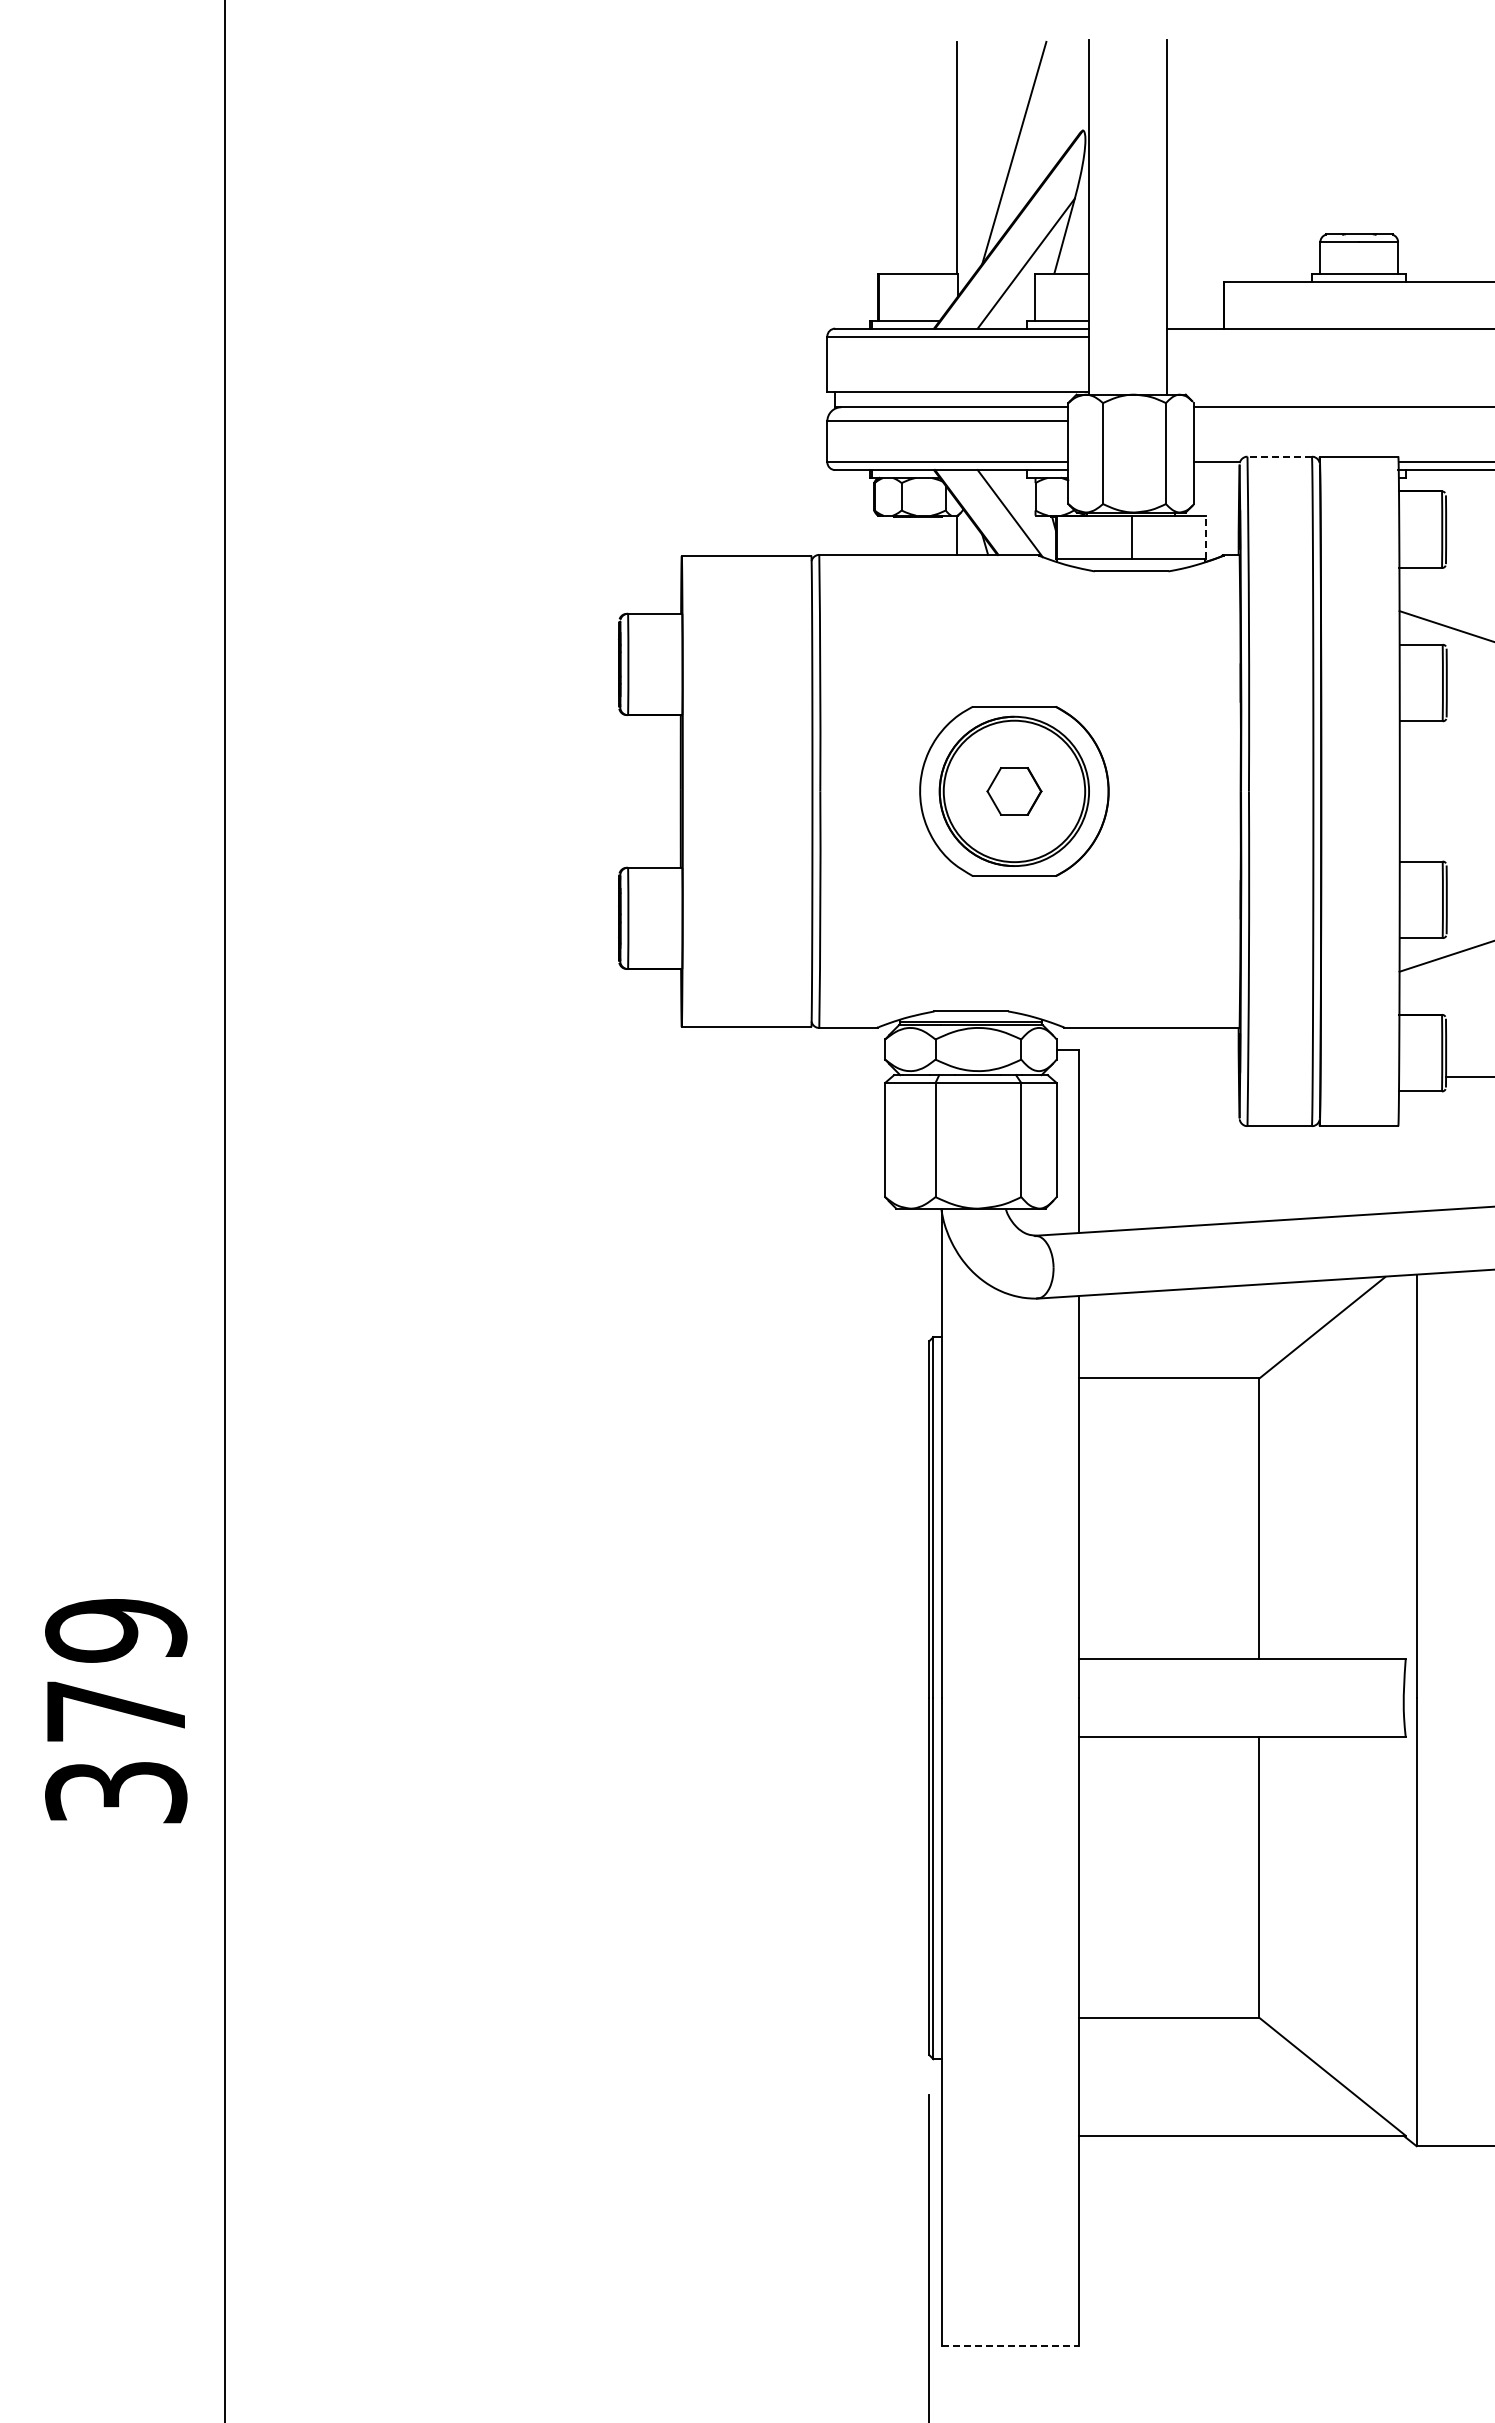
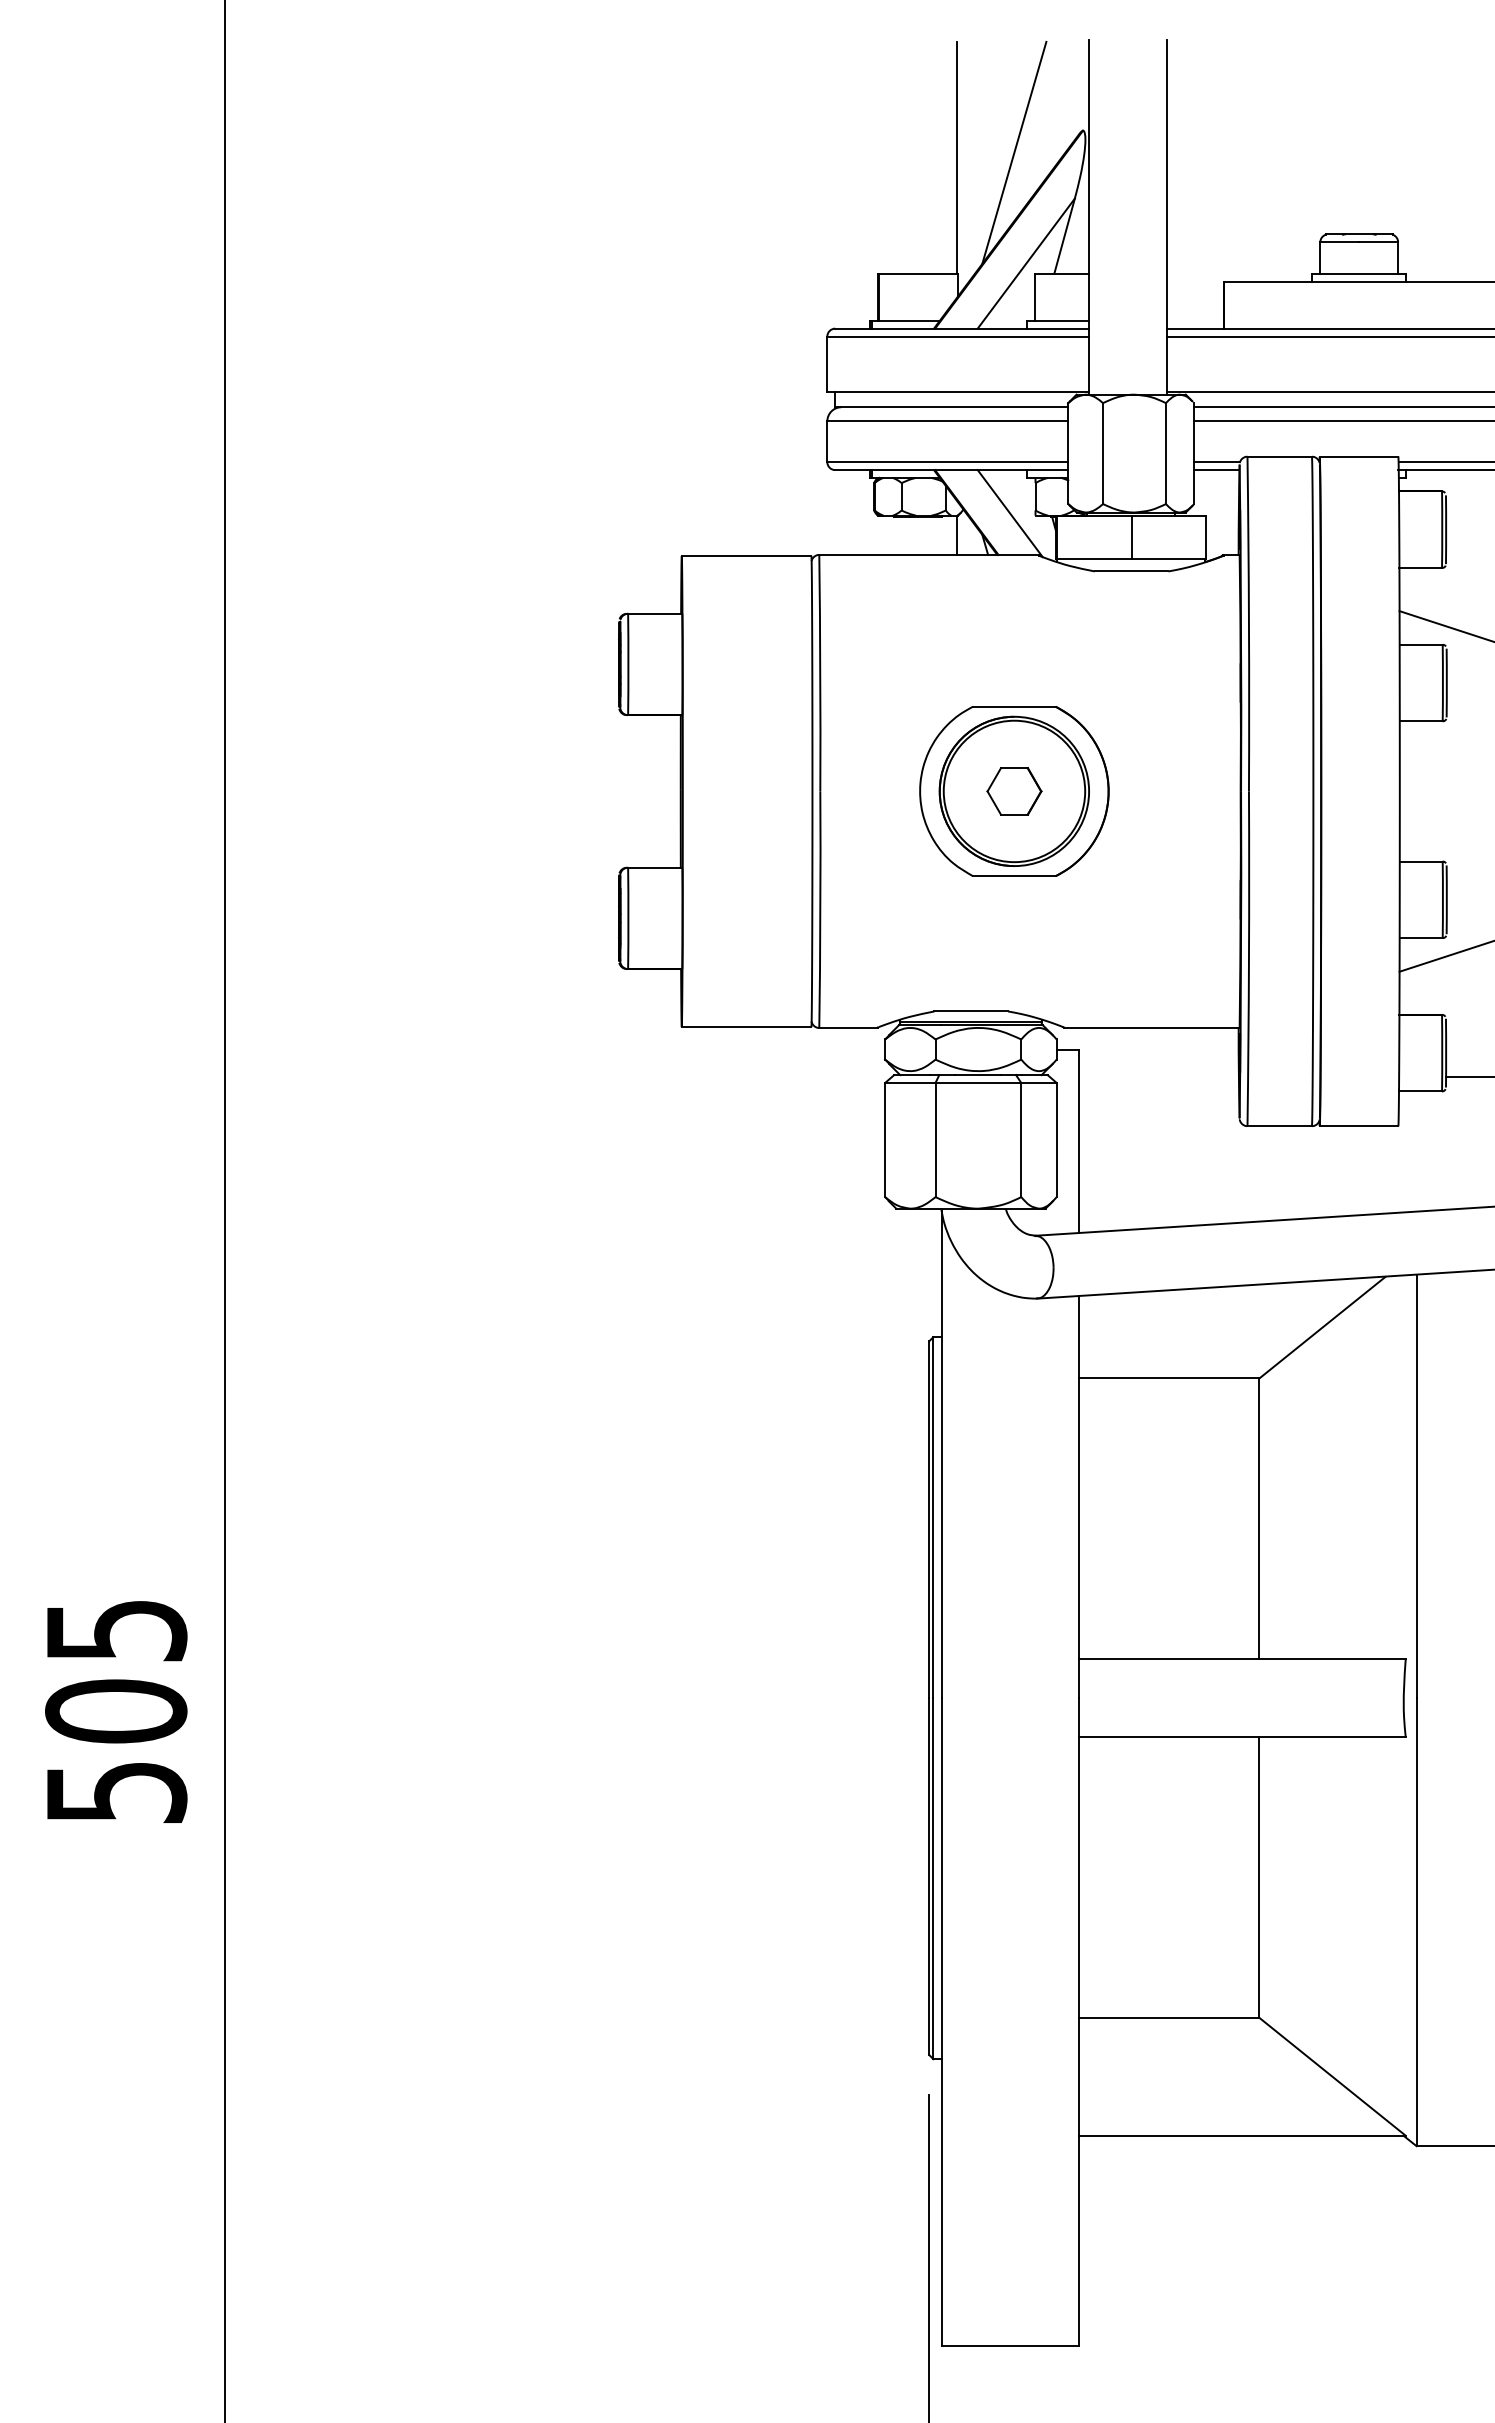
line: none -> present (1329, 336)
line: none -> present (1329, 391)
line: none -> present (1342, 421)
line: dashed -> solid (1279, 456)
line: none -> present (1216, 470)
line: dashed -> solid (1206, 537)
text: 379 -> 505 (116, 1711)
line: dashed -> solid (1010, 2346)
